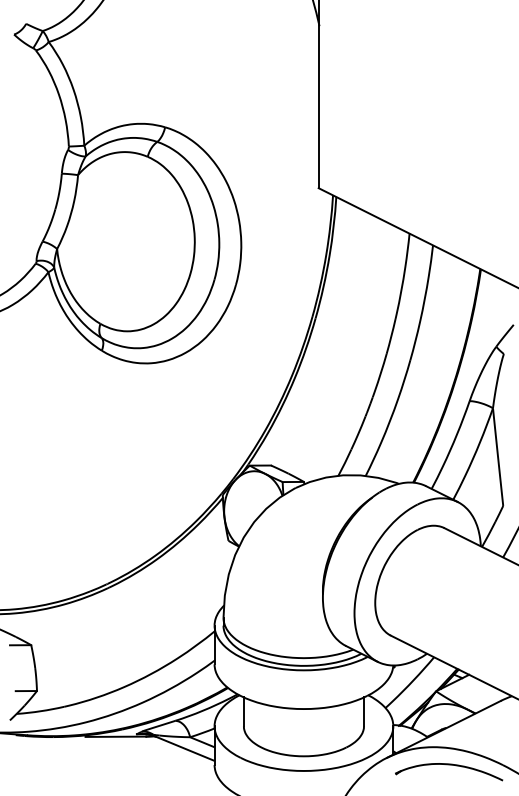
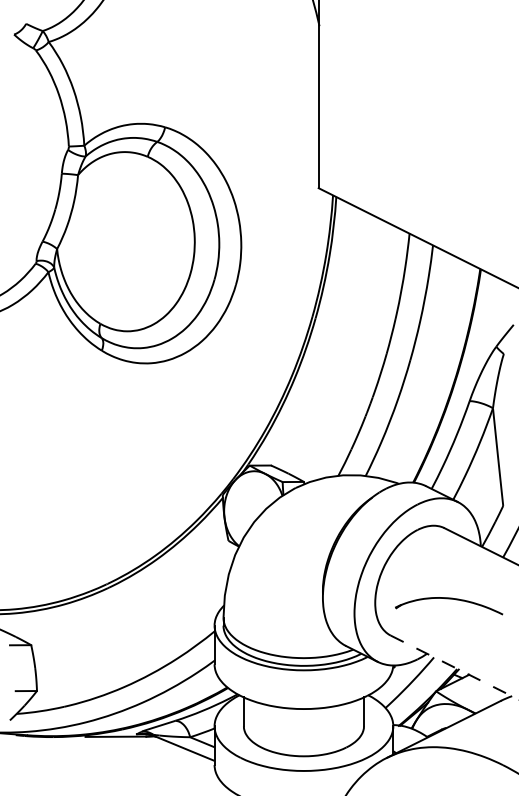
line: solid -> dashed (455, 667)
part position: (449, 765) -> (449, 599) (449, 599)
